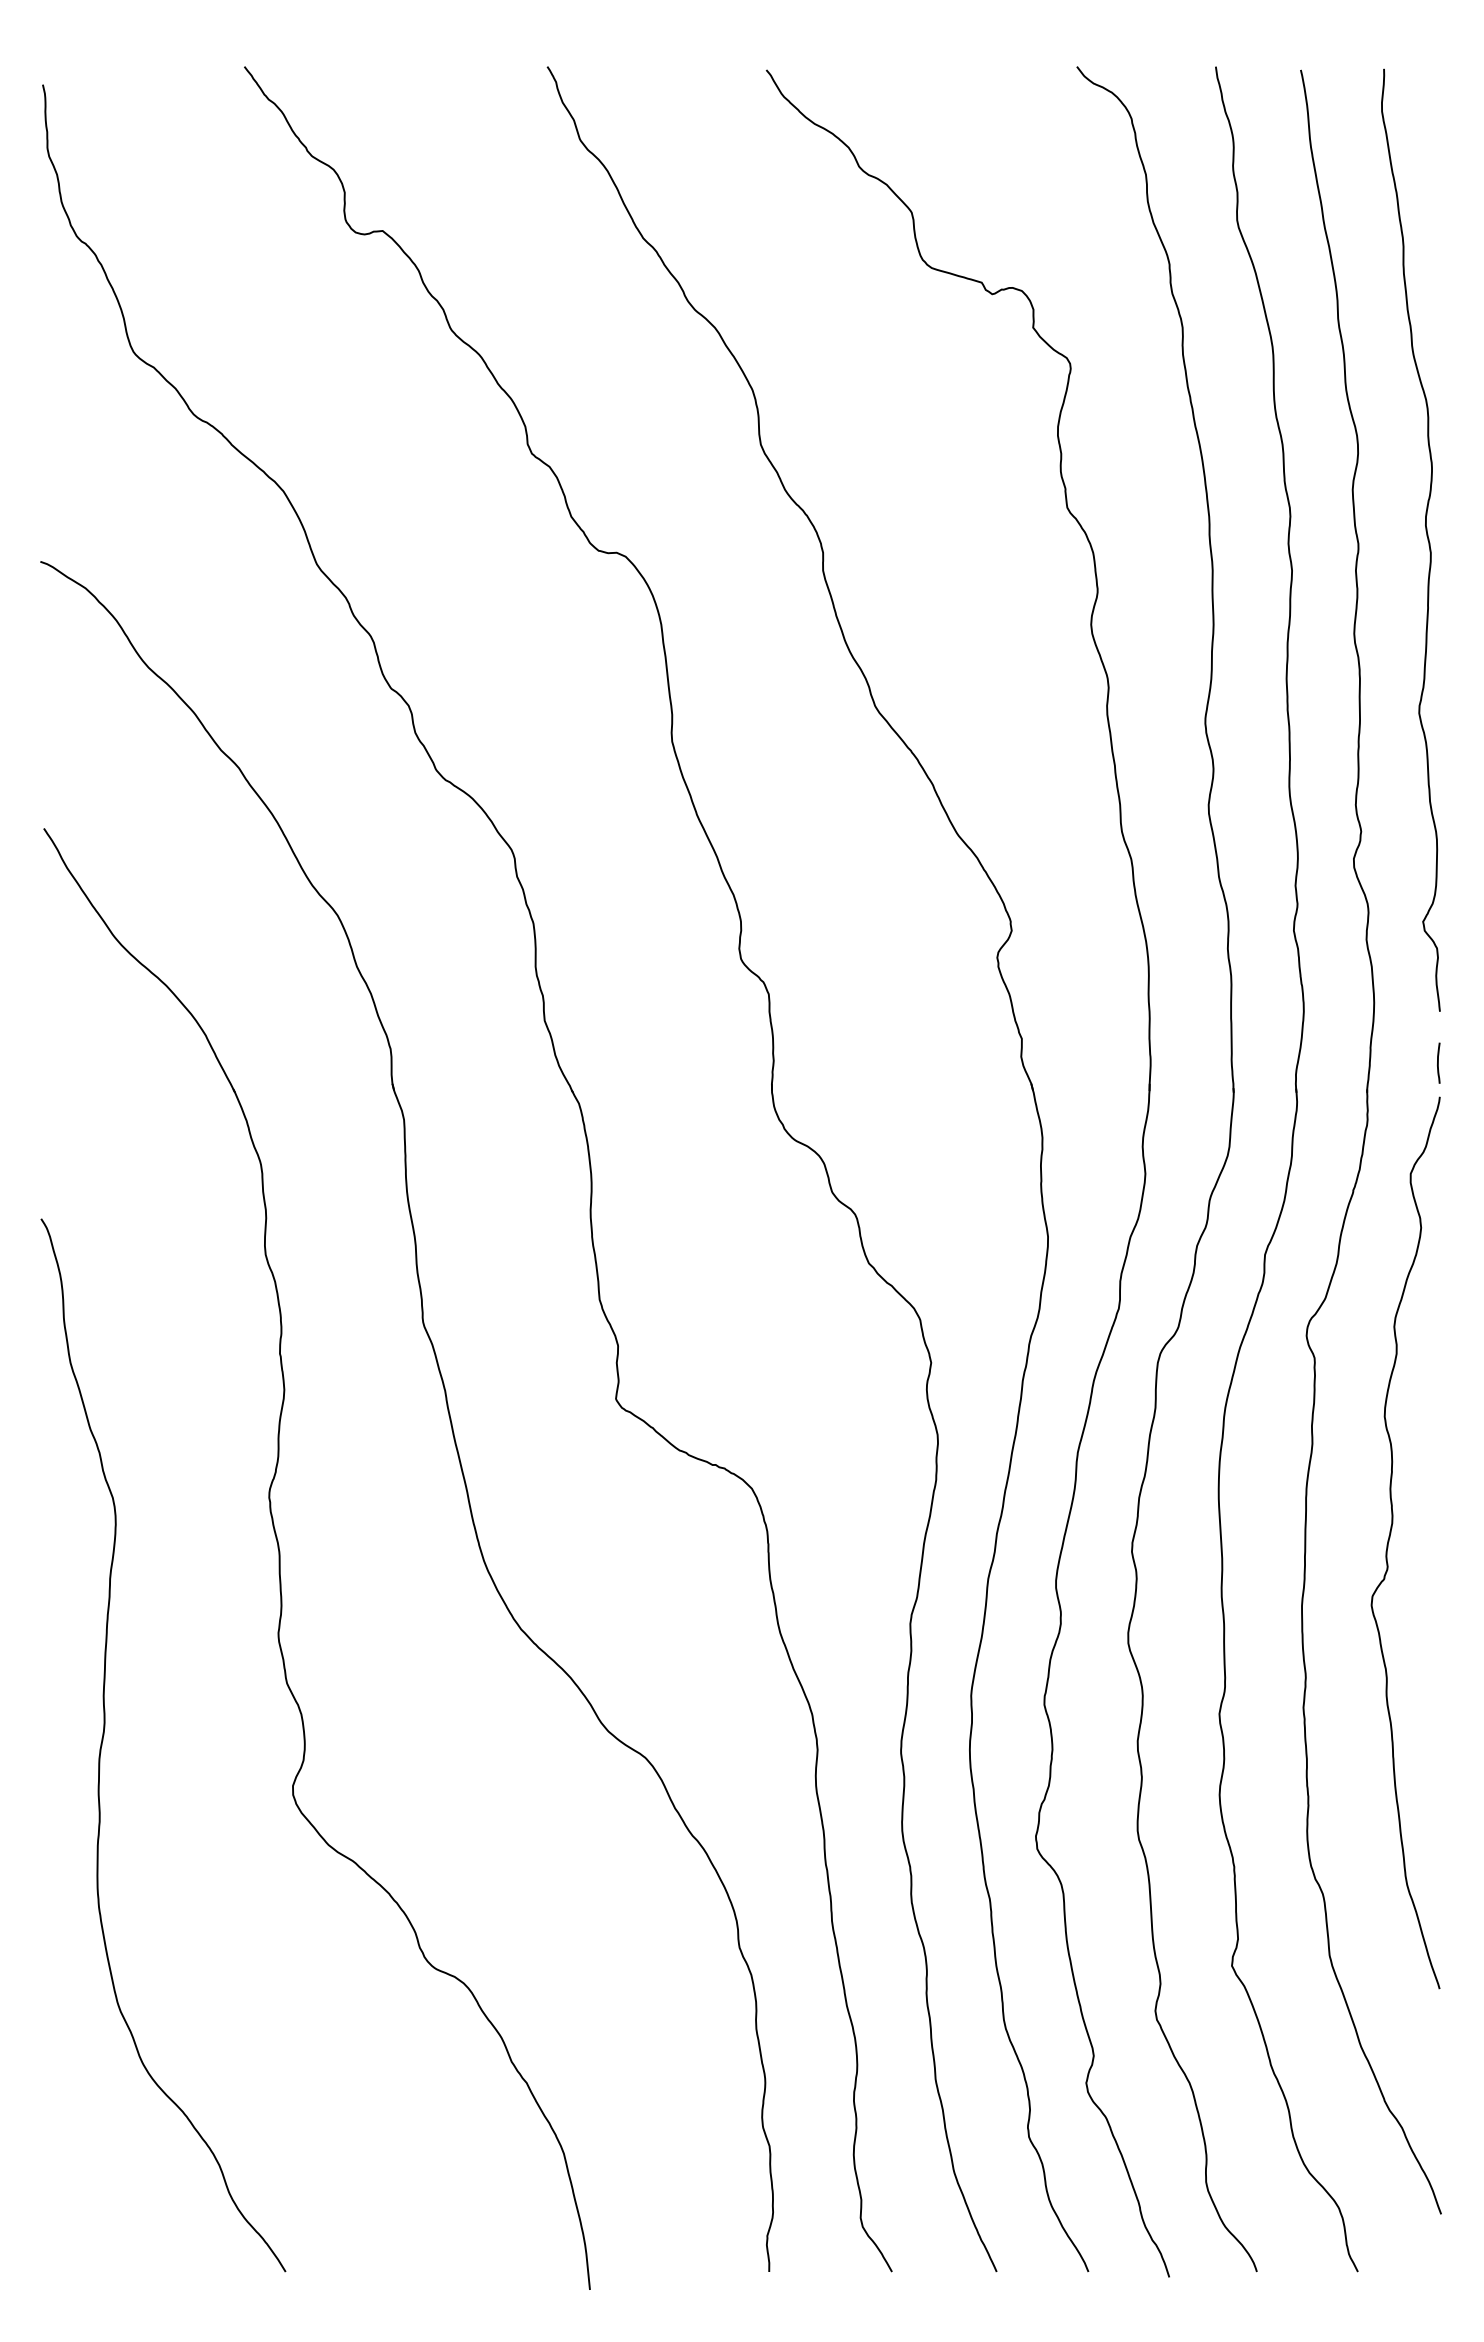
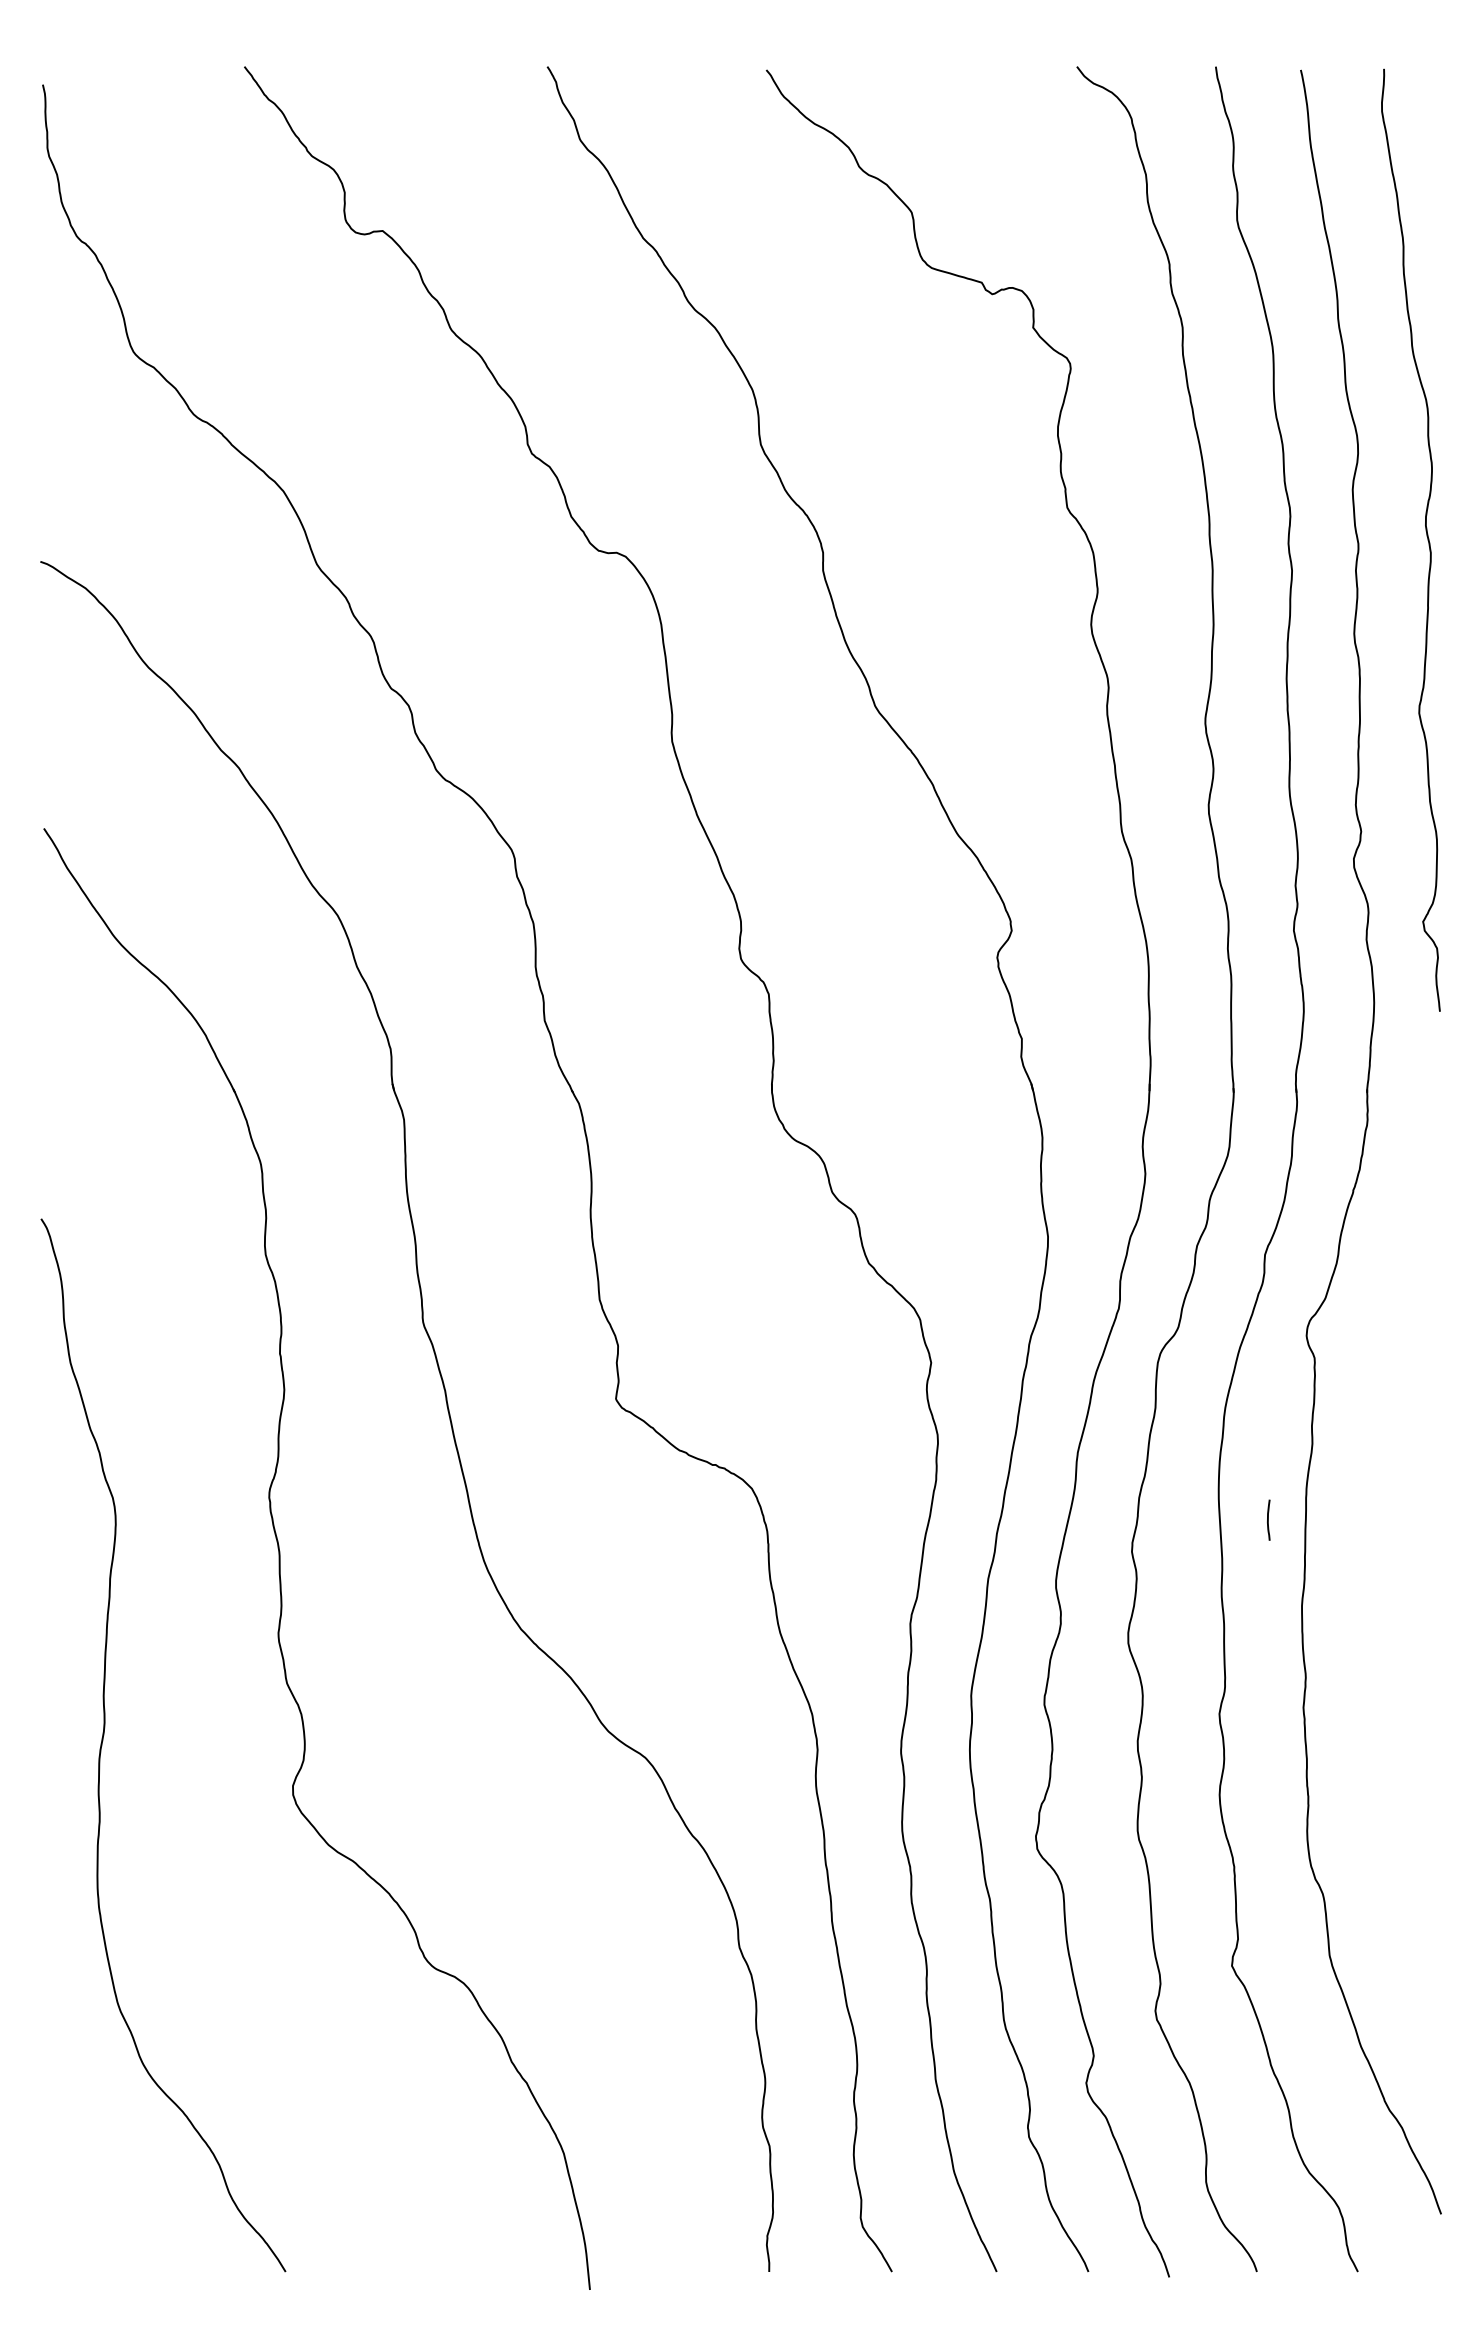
line position: (1438, 1062) -> (1268, 1519) (1268, 1519)
curve: present -> none (1390, 1537)
